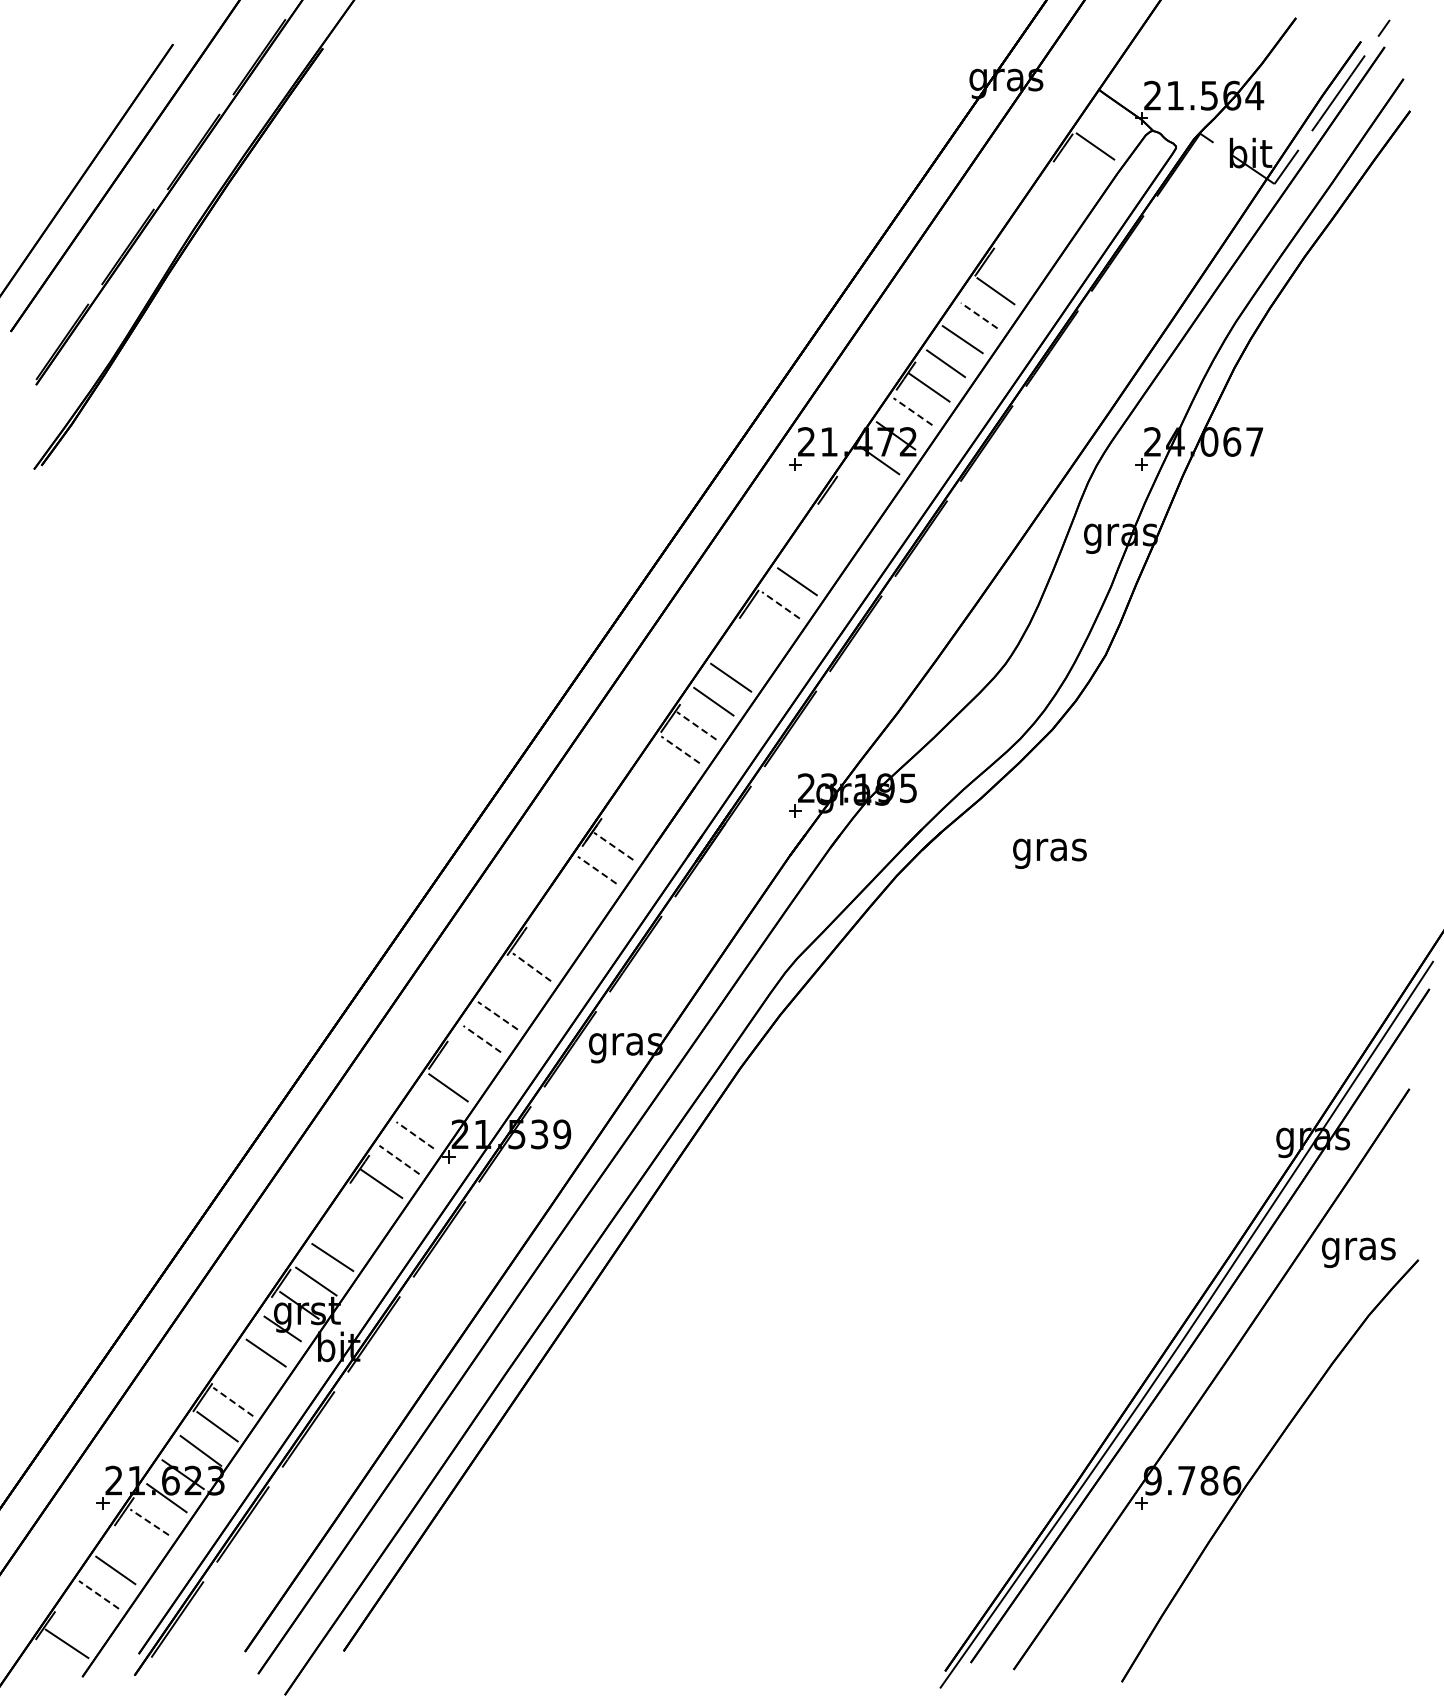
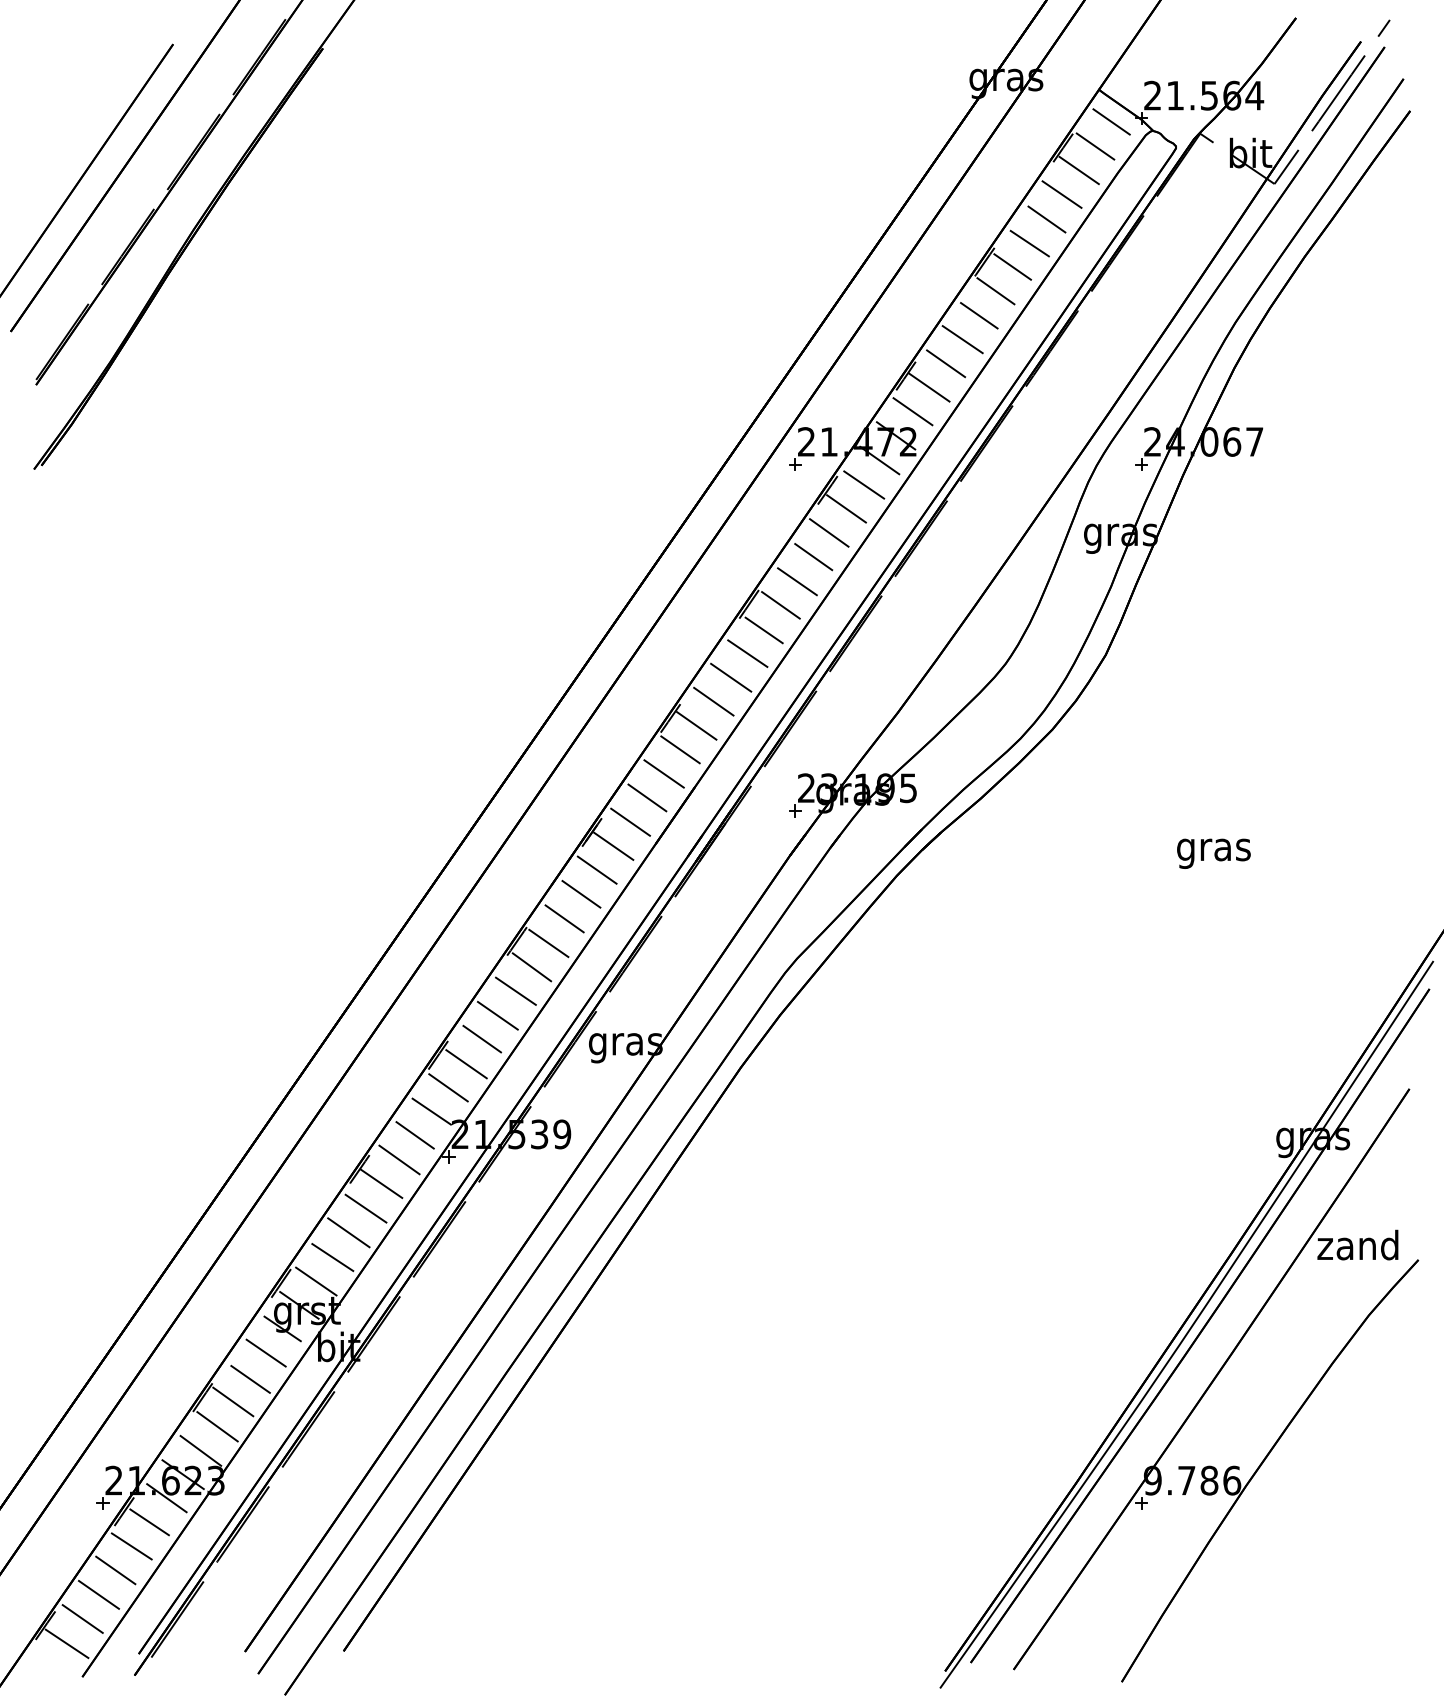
line: none -> present (1111, 121)
line: none -> present (1078, 170)
line: none -> present (1061, 194)
line: none -> present (1046, 219)
line: none -> present (1029, 243)
line: none -> present (1012, 266)
line: dashed -> solid (978, 315)
line: dashed -> solid (912, 411)
line: none -> present (864, 484)
line: none -> present (846, 508)
line: none -> present (829, 532)
line: none -> present (813, 557)
line: dashed -> solid (780, 605)
line: none -> present (763, 630)
line: none -> present (747, 653)
line: dashed -> solid (696, 725)
line: dashed -> solid (680, 749)
line: none -> present (663, 773)
line: none -> present (647, 797)
line: none -> present (630, 821)
line: dashed -> solid (613, 846)
text position: (1049, 853) -> (1213, 853) (1213, 853)
line: dashed -> solid (597, 870)
line: none -> present (581, 894)
line: none -> present (564, 918)
line: none -> present (548, 943)
line: dashed -> solid (531, 967)
line: none -> present (515, 990)
line: dashed -> solid (497, 1015)
line: dashed -> solid (482, 1039)
line: none -> present (466, 1064)
line: none -> present (431, 1111)
line: dashed -> solid (415, 1135)
line: dashed -> solid (399, 1159)
line: none -> present (365, 1208)
line: none -> present (348, 1232)
text: gras -> zand (1357, 1248)
line: none -> present (250, 1378)
line: dashed -> solid (233, 1401)
line: dashed -> solid (149, 1522)
line: none -> present (131, 1546)
line: dashed -> solid (98, 1594)
line: none -> present (82, 1618)
